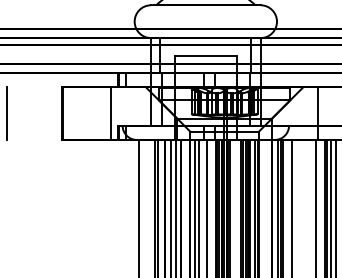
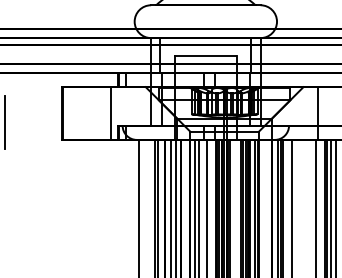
line position: (6, 113) -> (4, 122) (4, 122)
